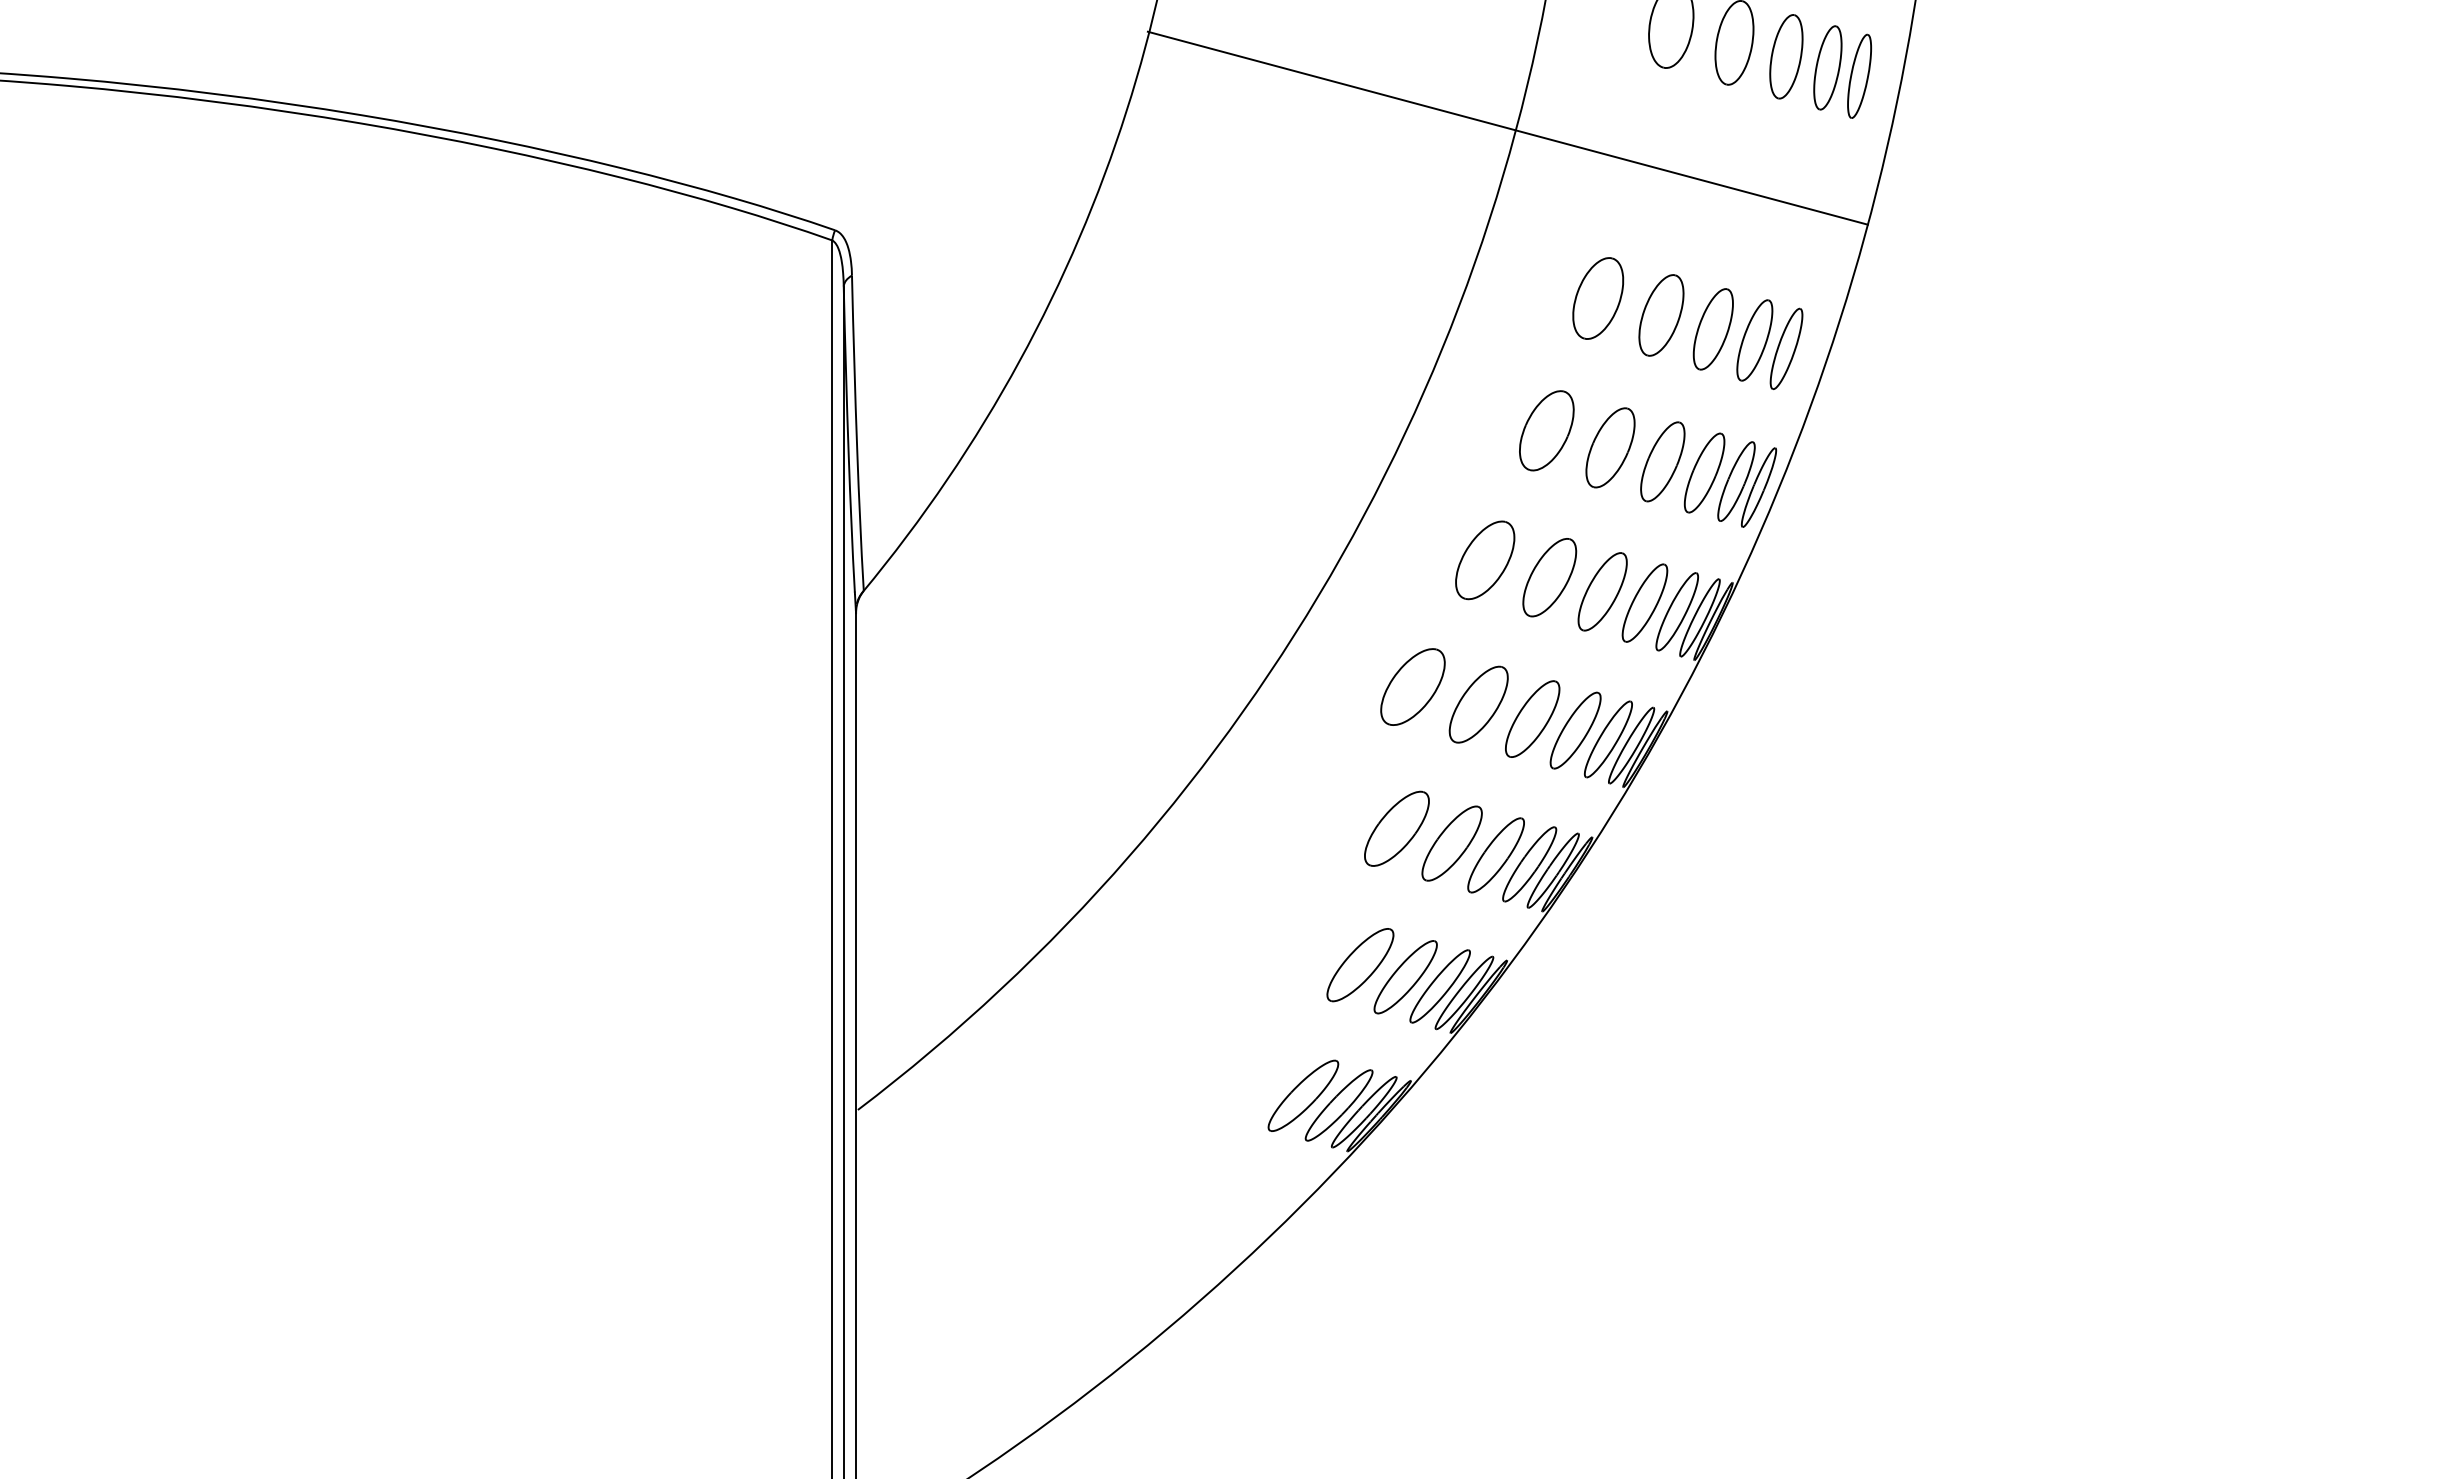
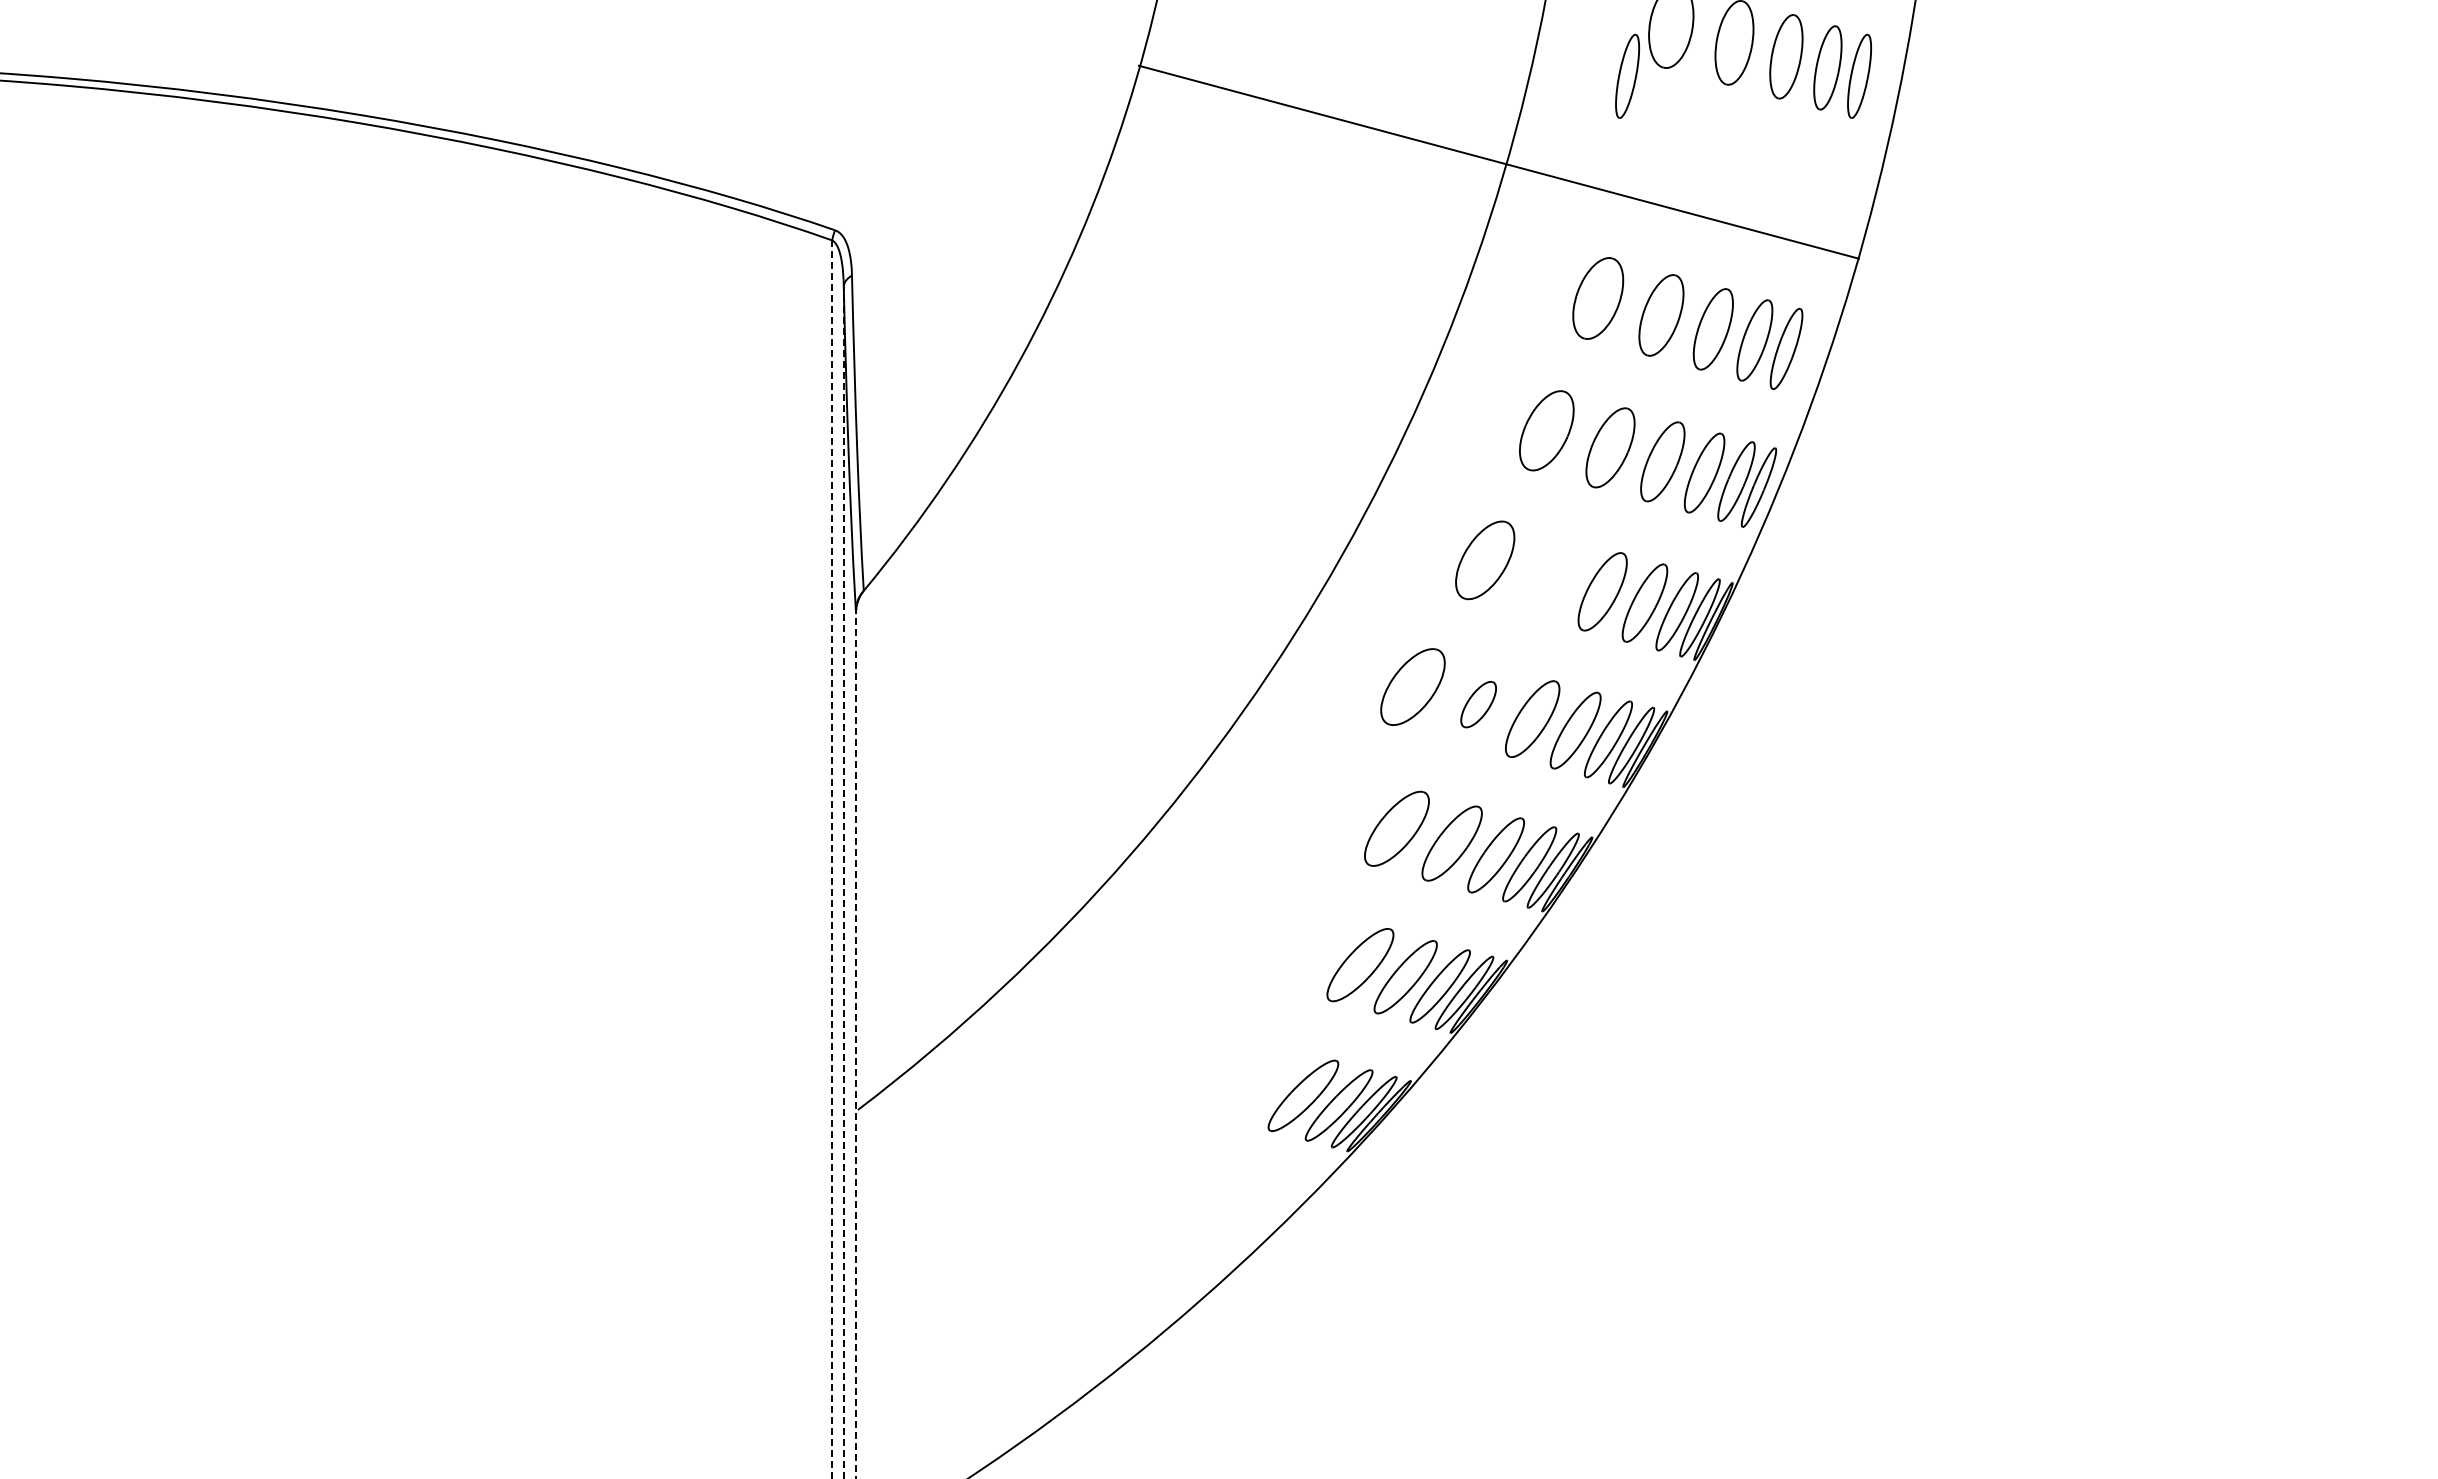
part: none -> present (1627, 75)
line position: (1507, 127) -> (1498, 161) (1498, 161)
part: present -> none (1549, 577)
part size: 61x79 px -> 37x49 px (1478, 704)
line: solid -> dashed (832, 859)
line: solid -> dashed (843, 882)
line: solid -> dashed (856, 1044)
